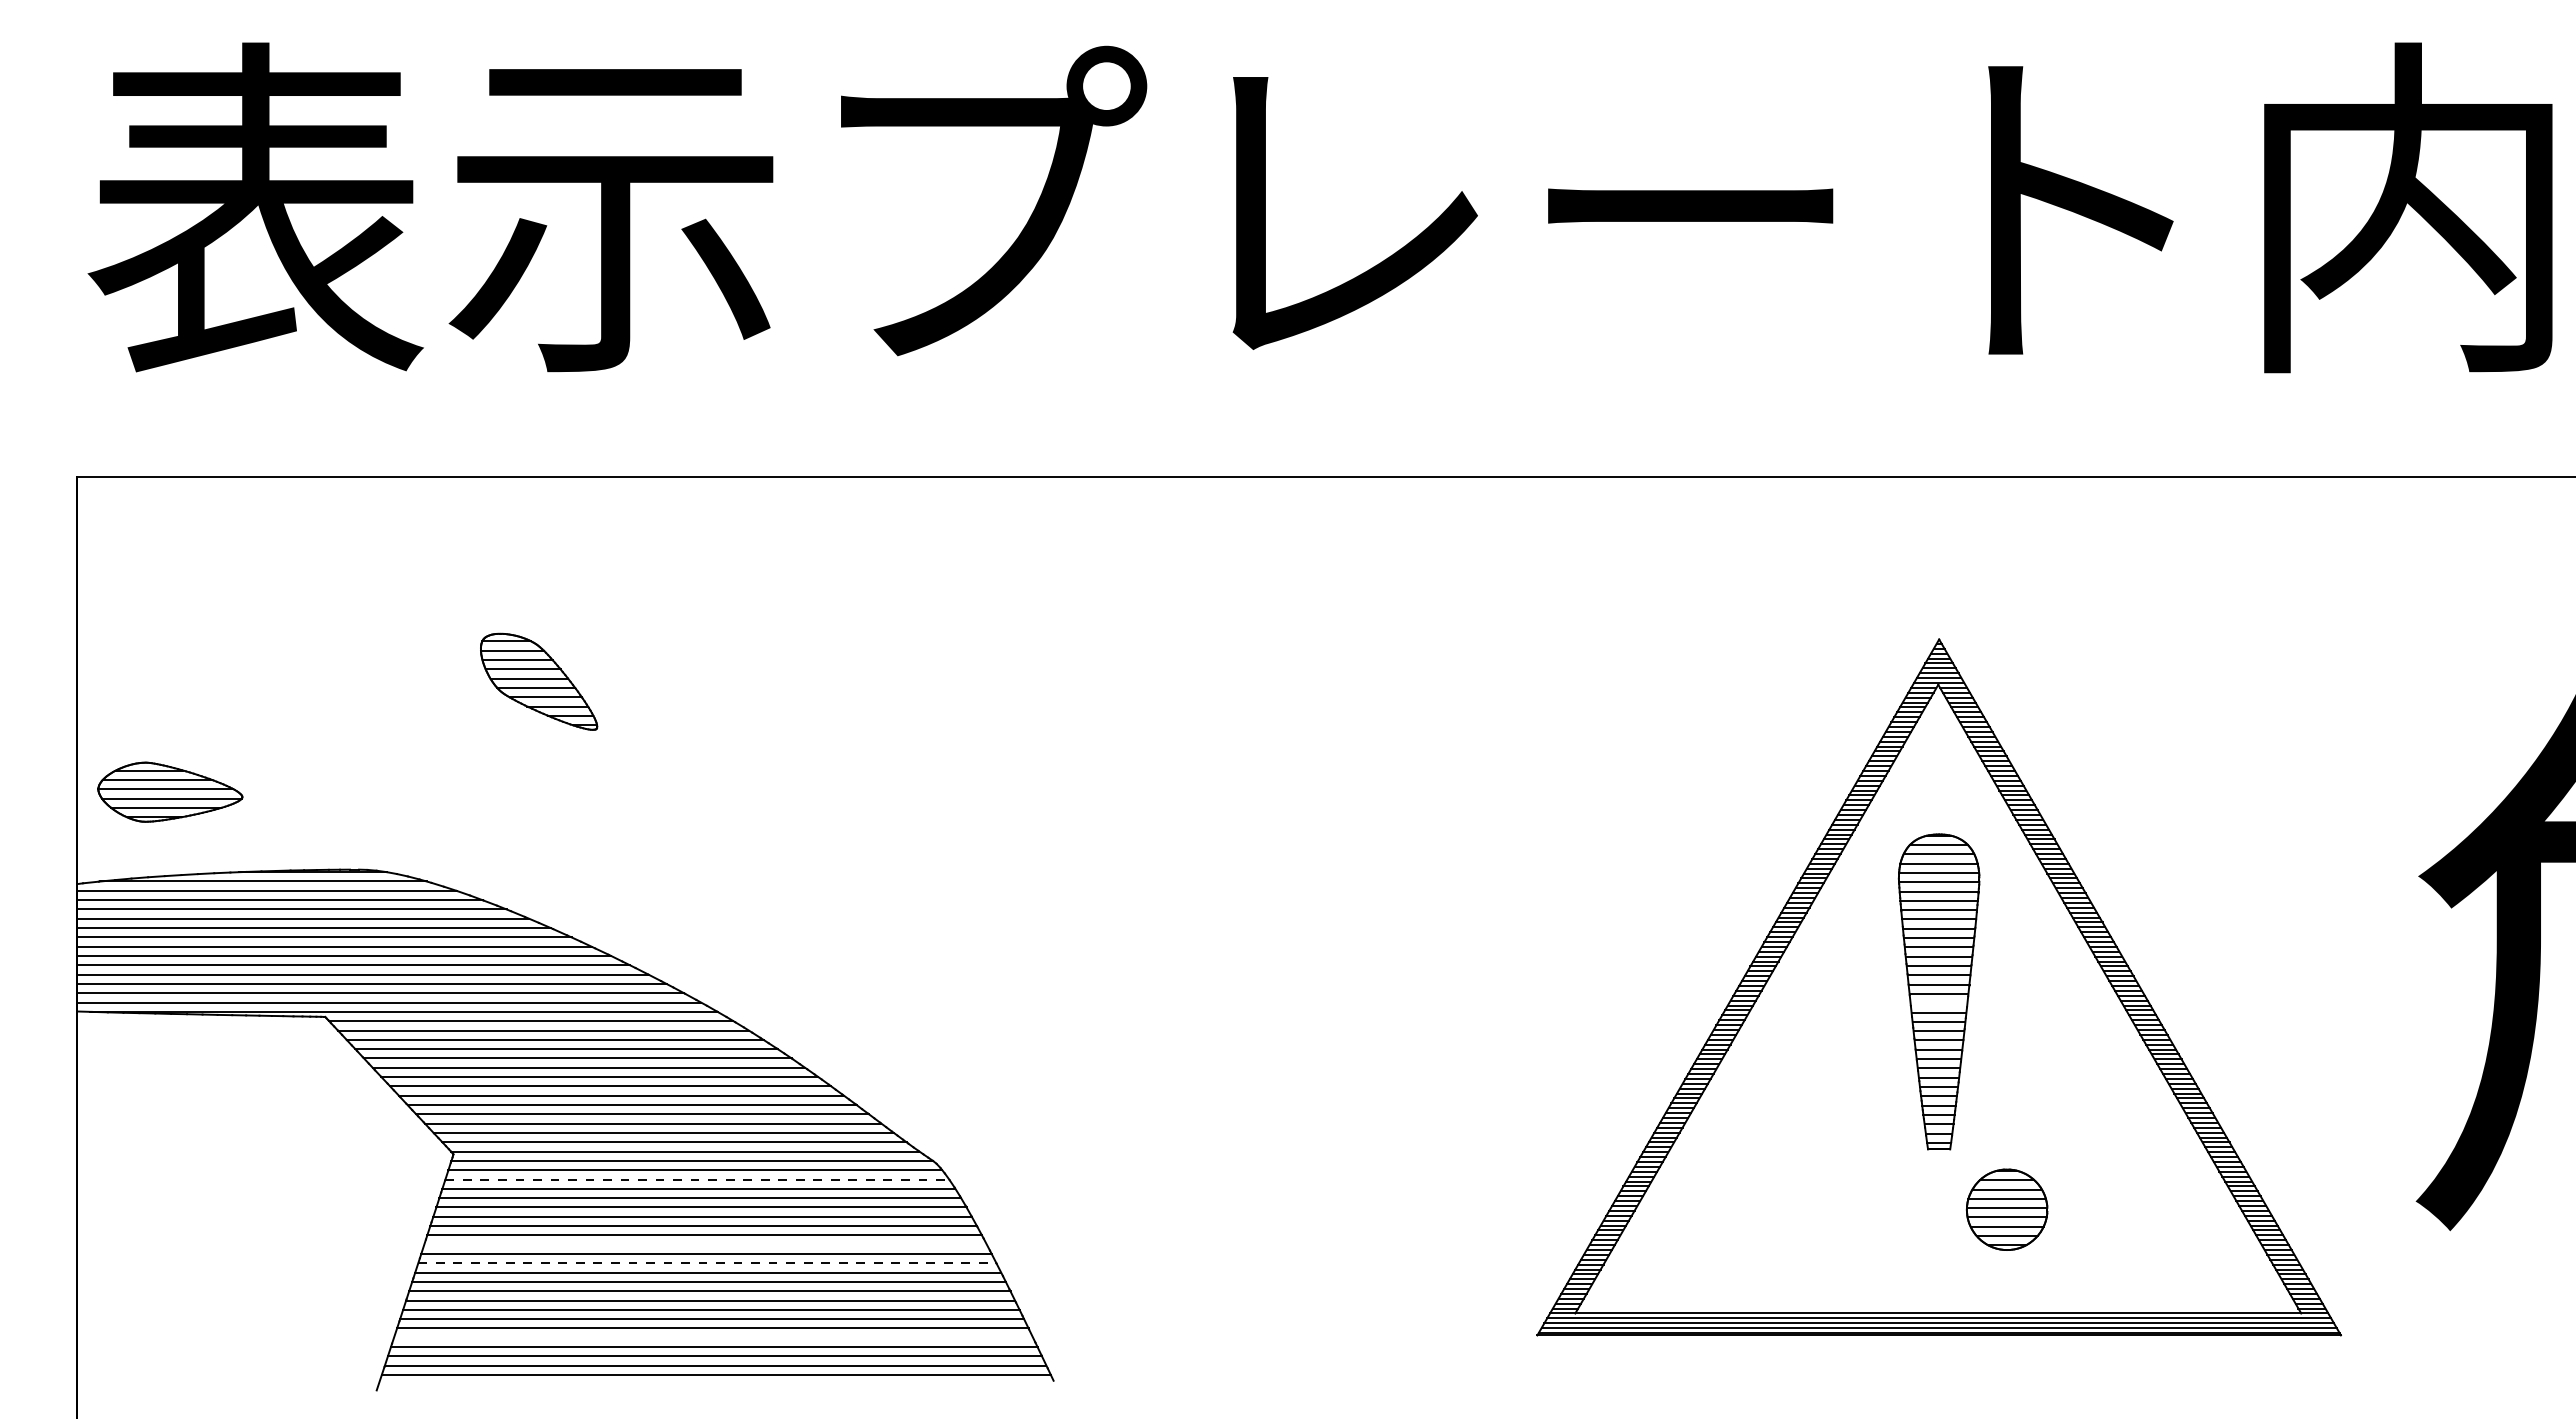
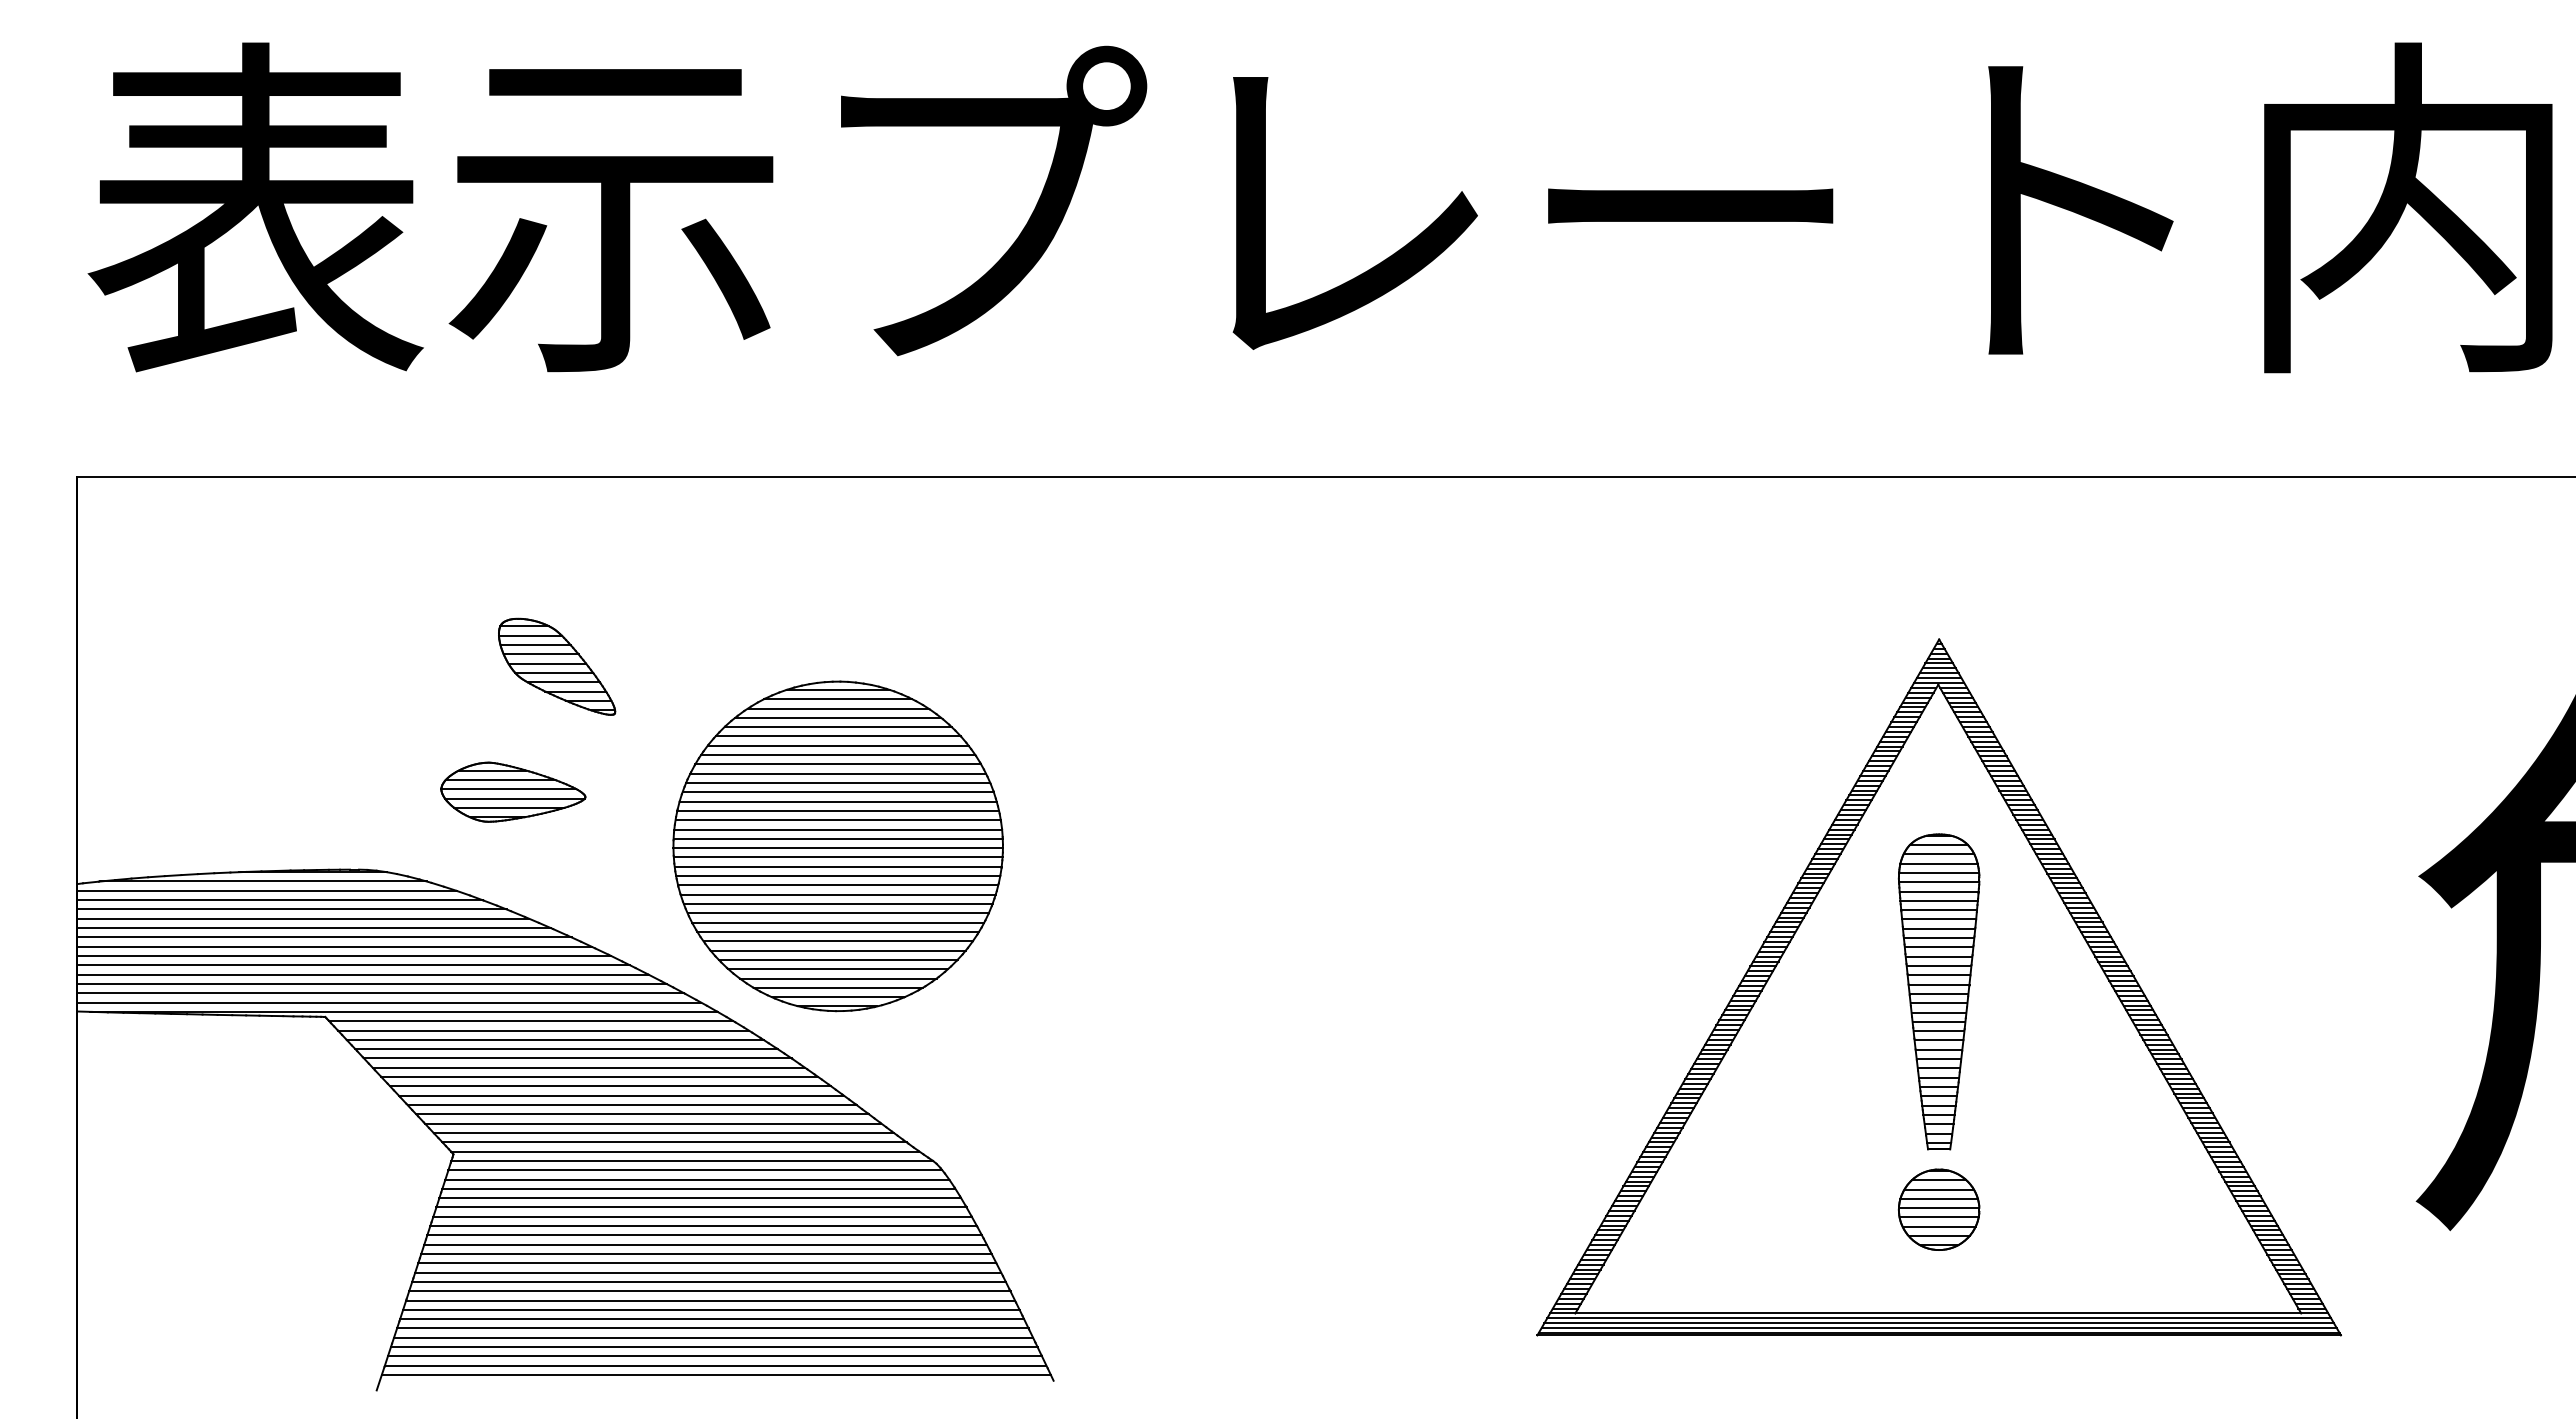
part position: (539, 681) -> (557, 666) (557, 666)
part position: (170, 791) -> (513, 791) (513, 791)
part: none -> present (837, 846)
line: none -> present (1938, 1003)
line: dashed -> solid (697, 1179)
part position: (2006, 1209) -> (1938, 1209) (1938, 1209)
line: none -> present (705, 1244)
line: dashed -> solid (707, 1263)
line: none -> present (713, 1337)
